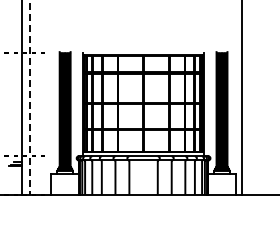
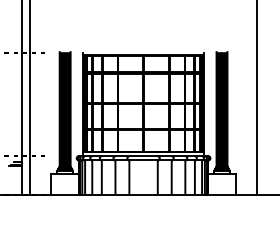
line: dashed -> solid (30, 98)
line position: (242, 98) -> (257, 98) (257, 98)
